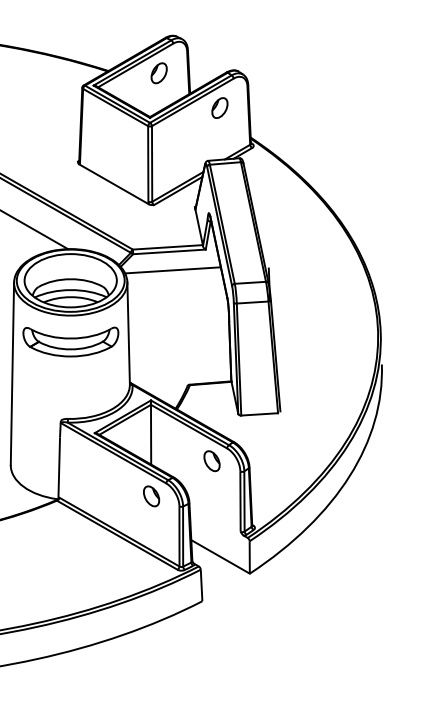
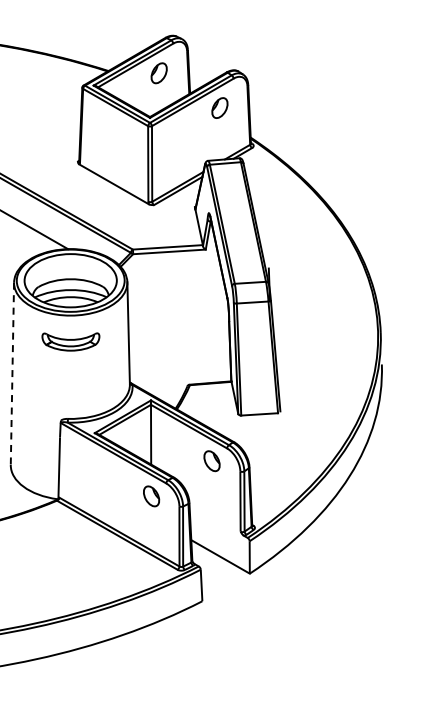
line: present -> none (172, 270)
part size: 98x32 px -> 60x20 px (70, 341)
line: solid -> dashed (12, 374)
